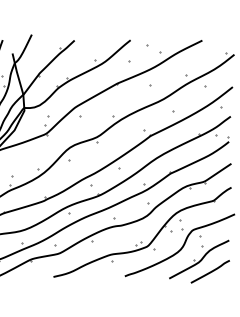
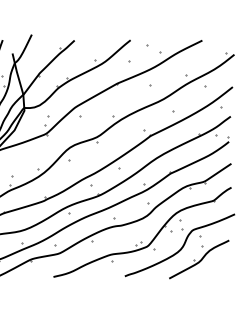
line: present -> none (209, 271)
